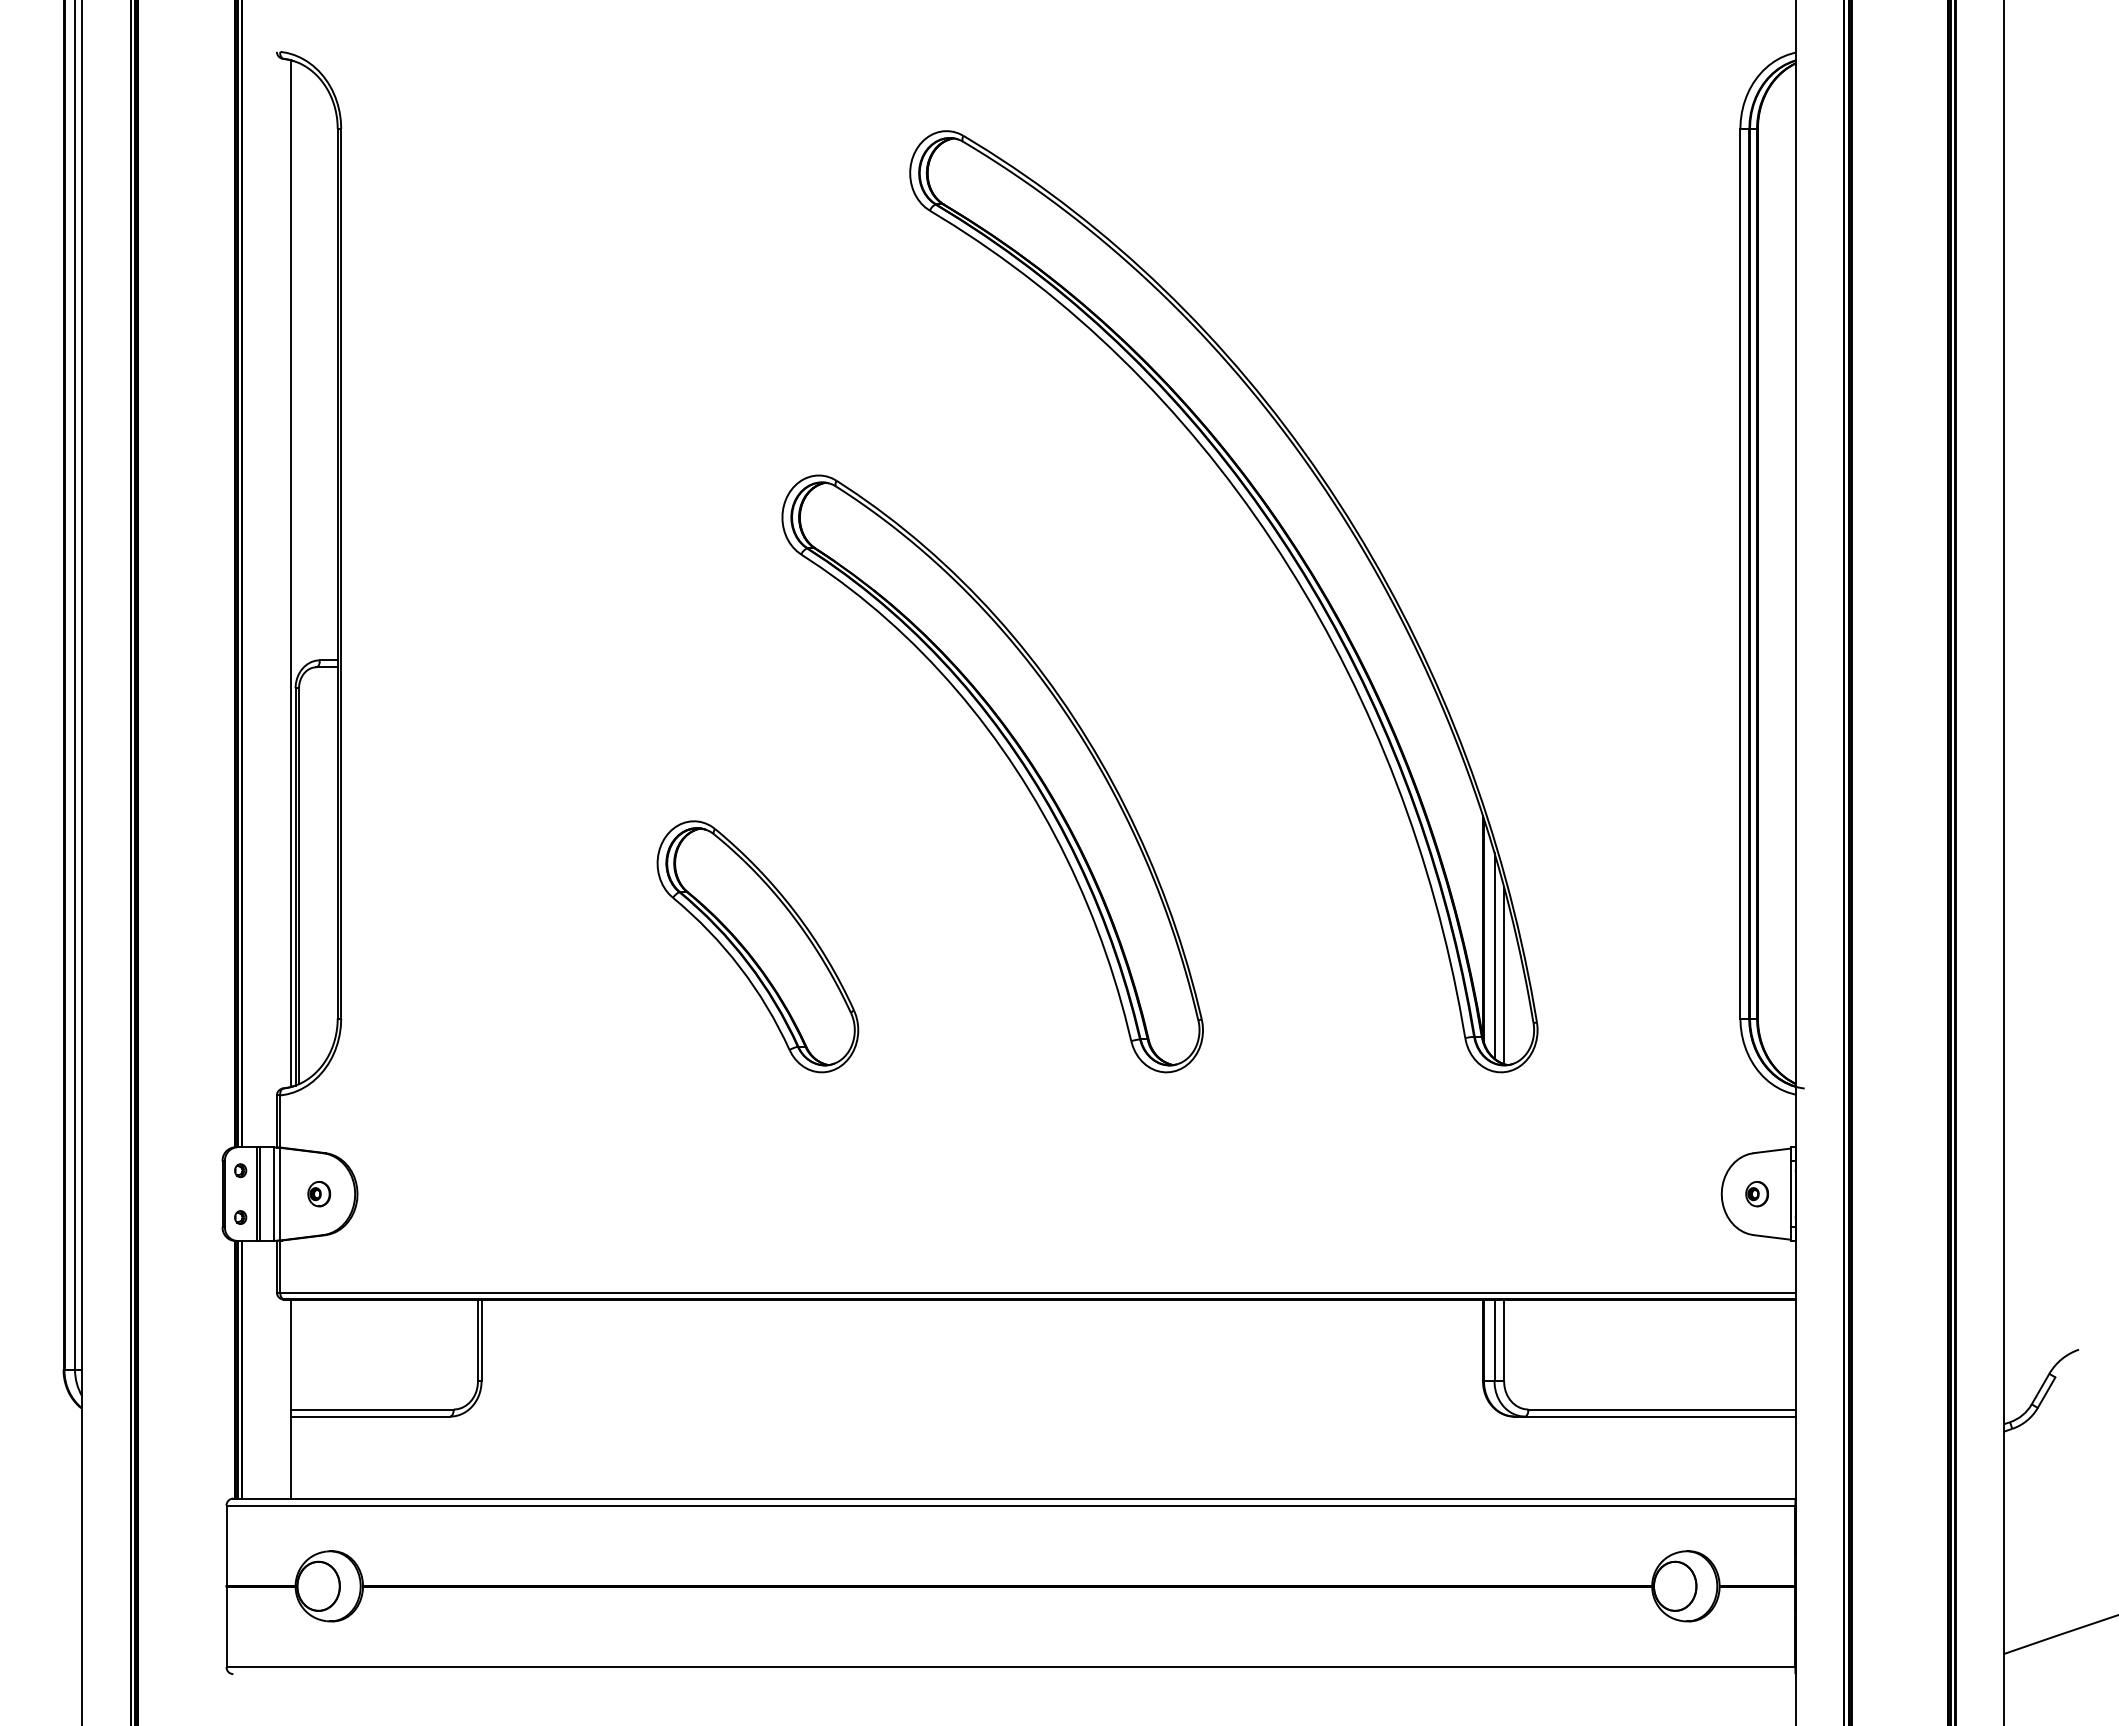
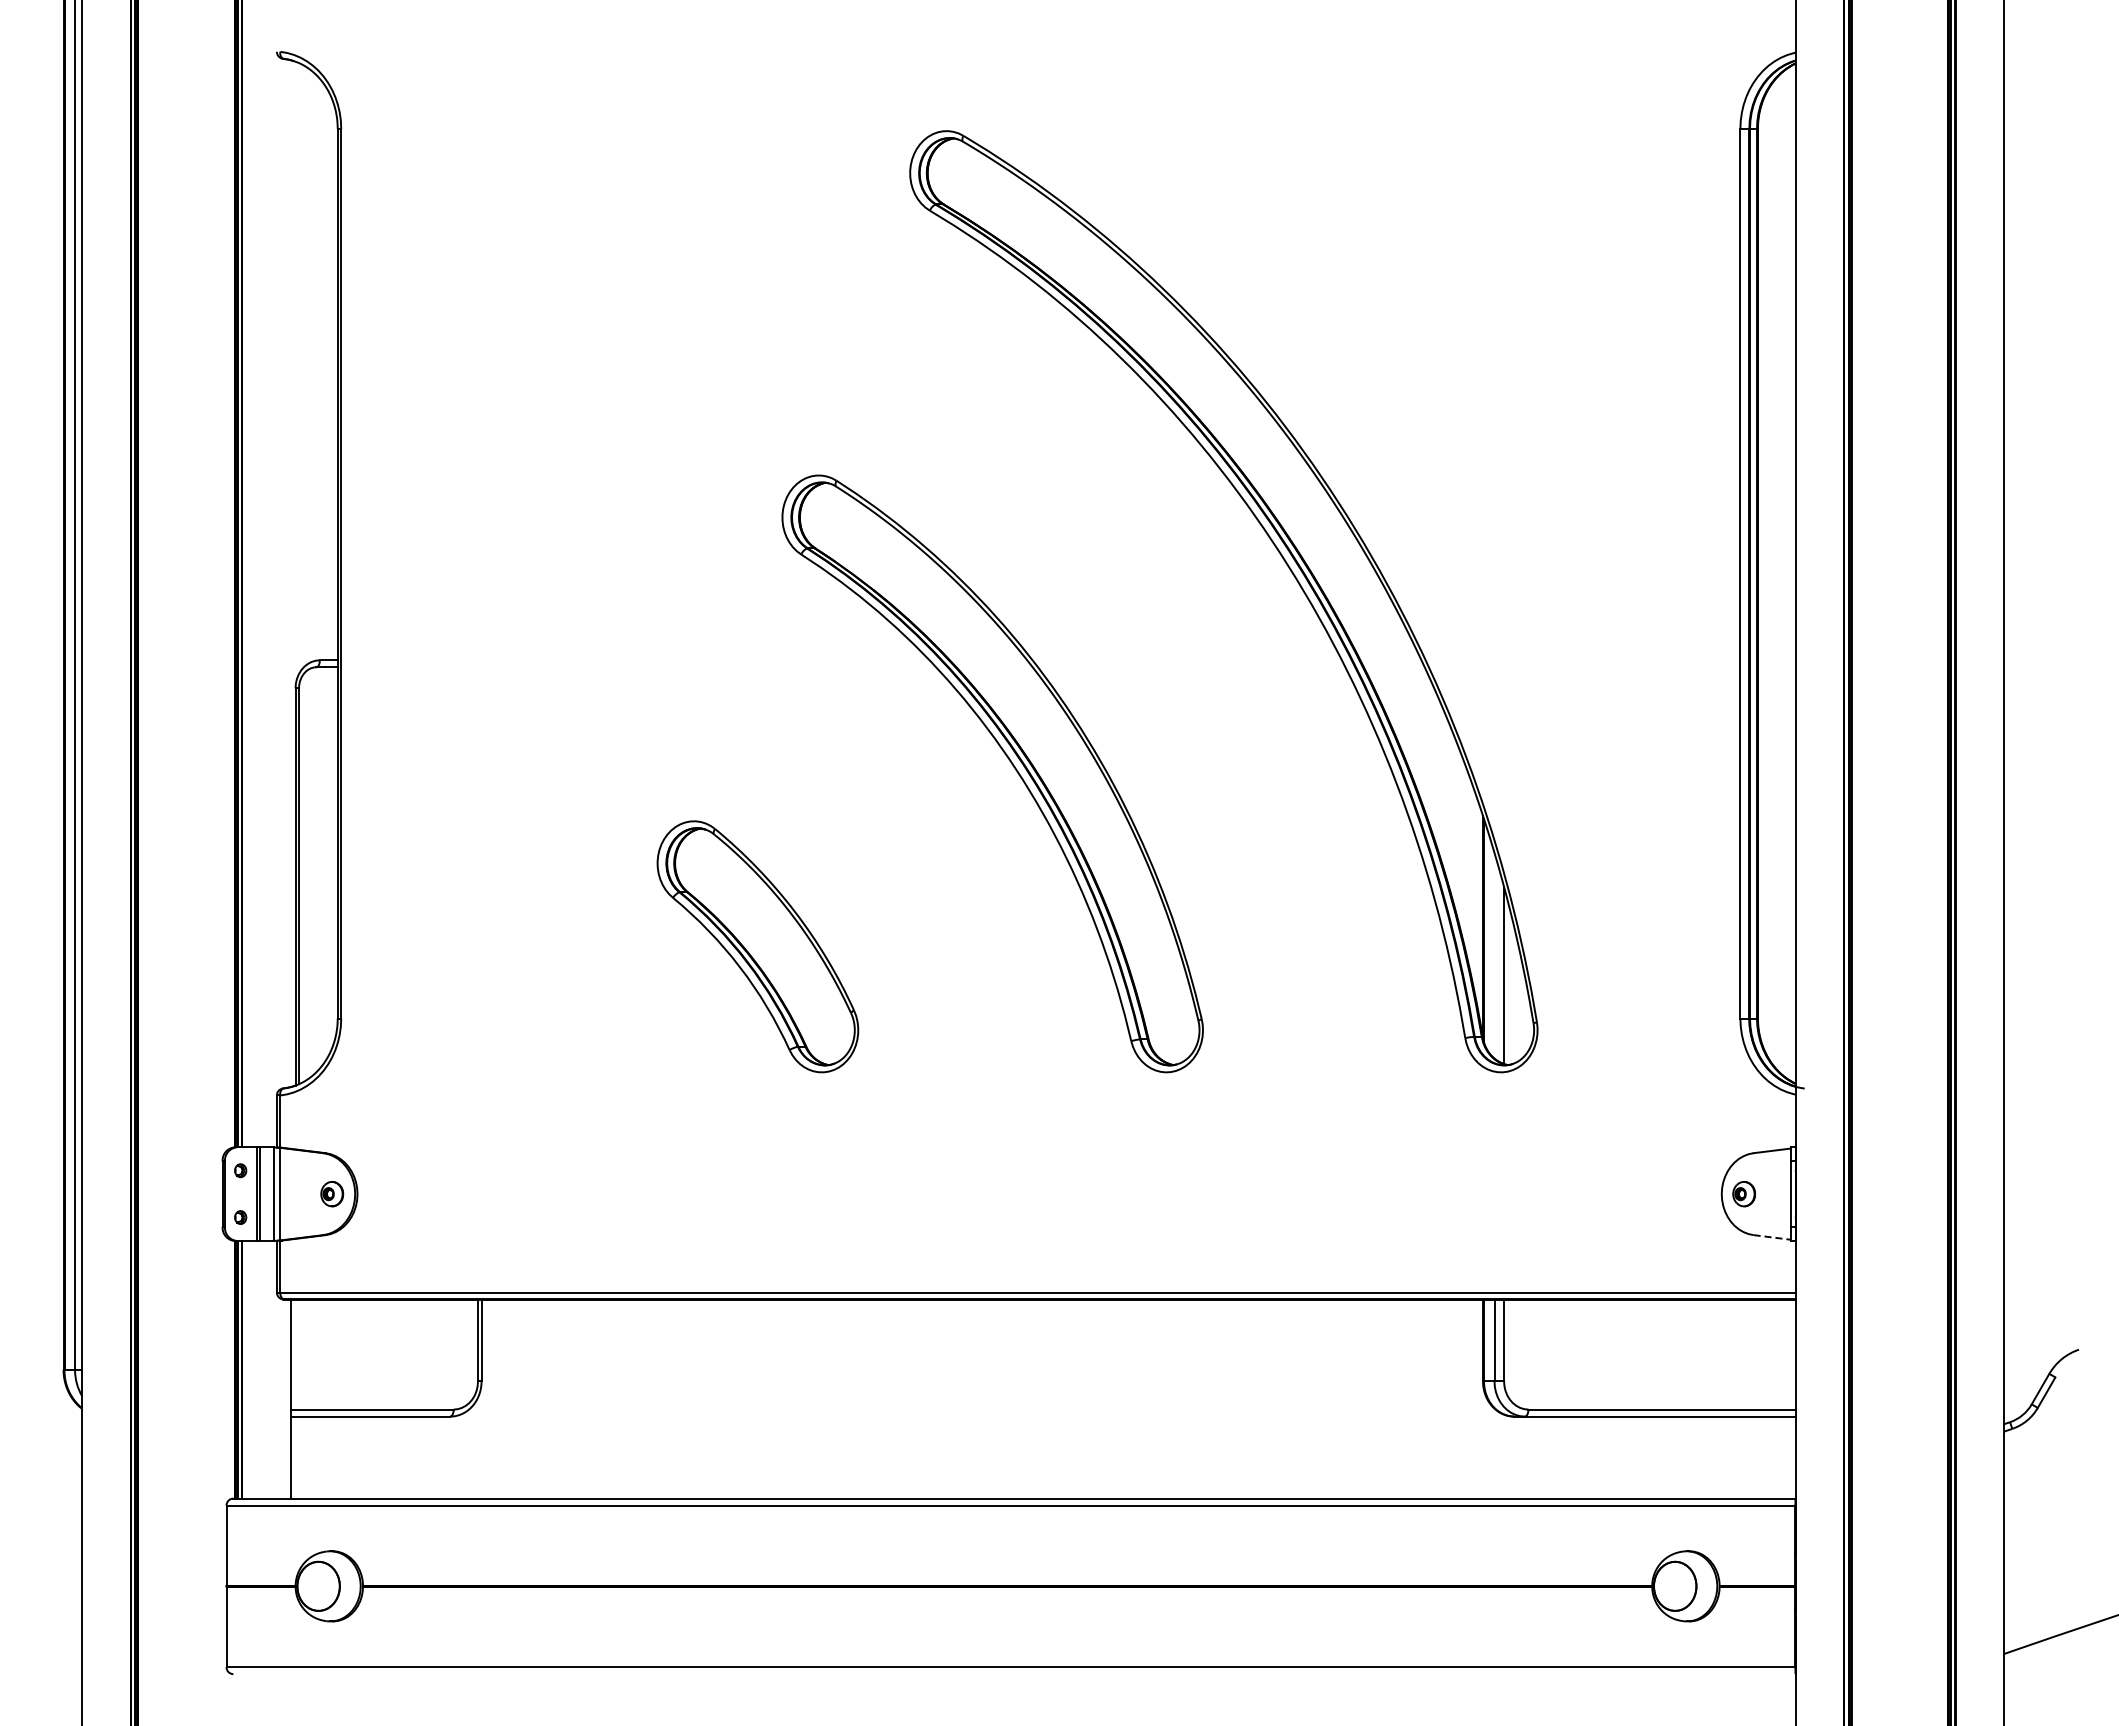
line: present -> none (290, 573)
line: present -> none (1494, 955)
part position: (319, 1194) -> (332, 1194) (332, 1194)
part position: (1756, 1194) -> (1743, 1194) (1743, 1194)
line: solid -> dashed (1772, 1237)
